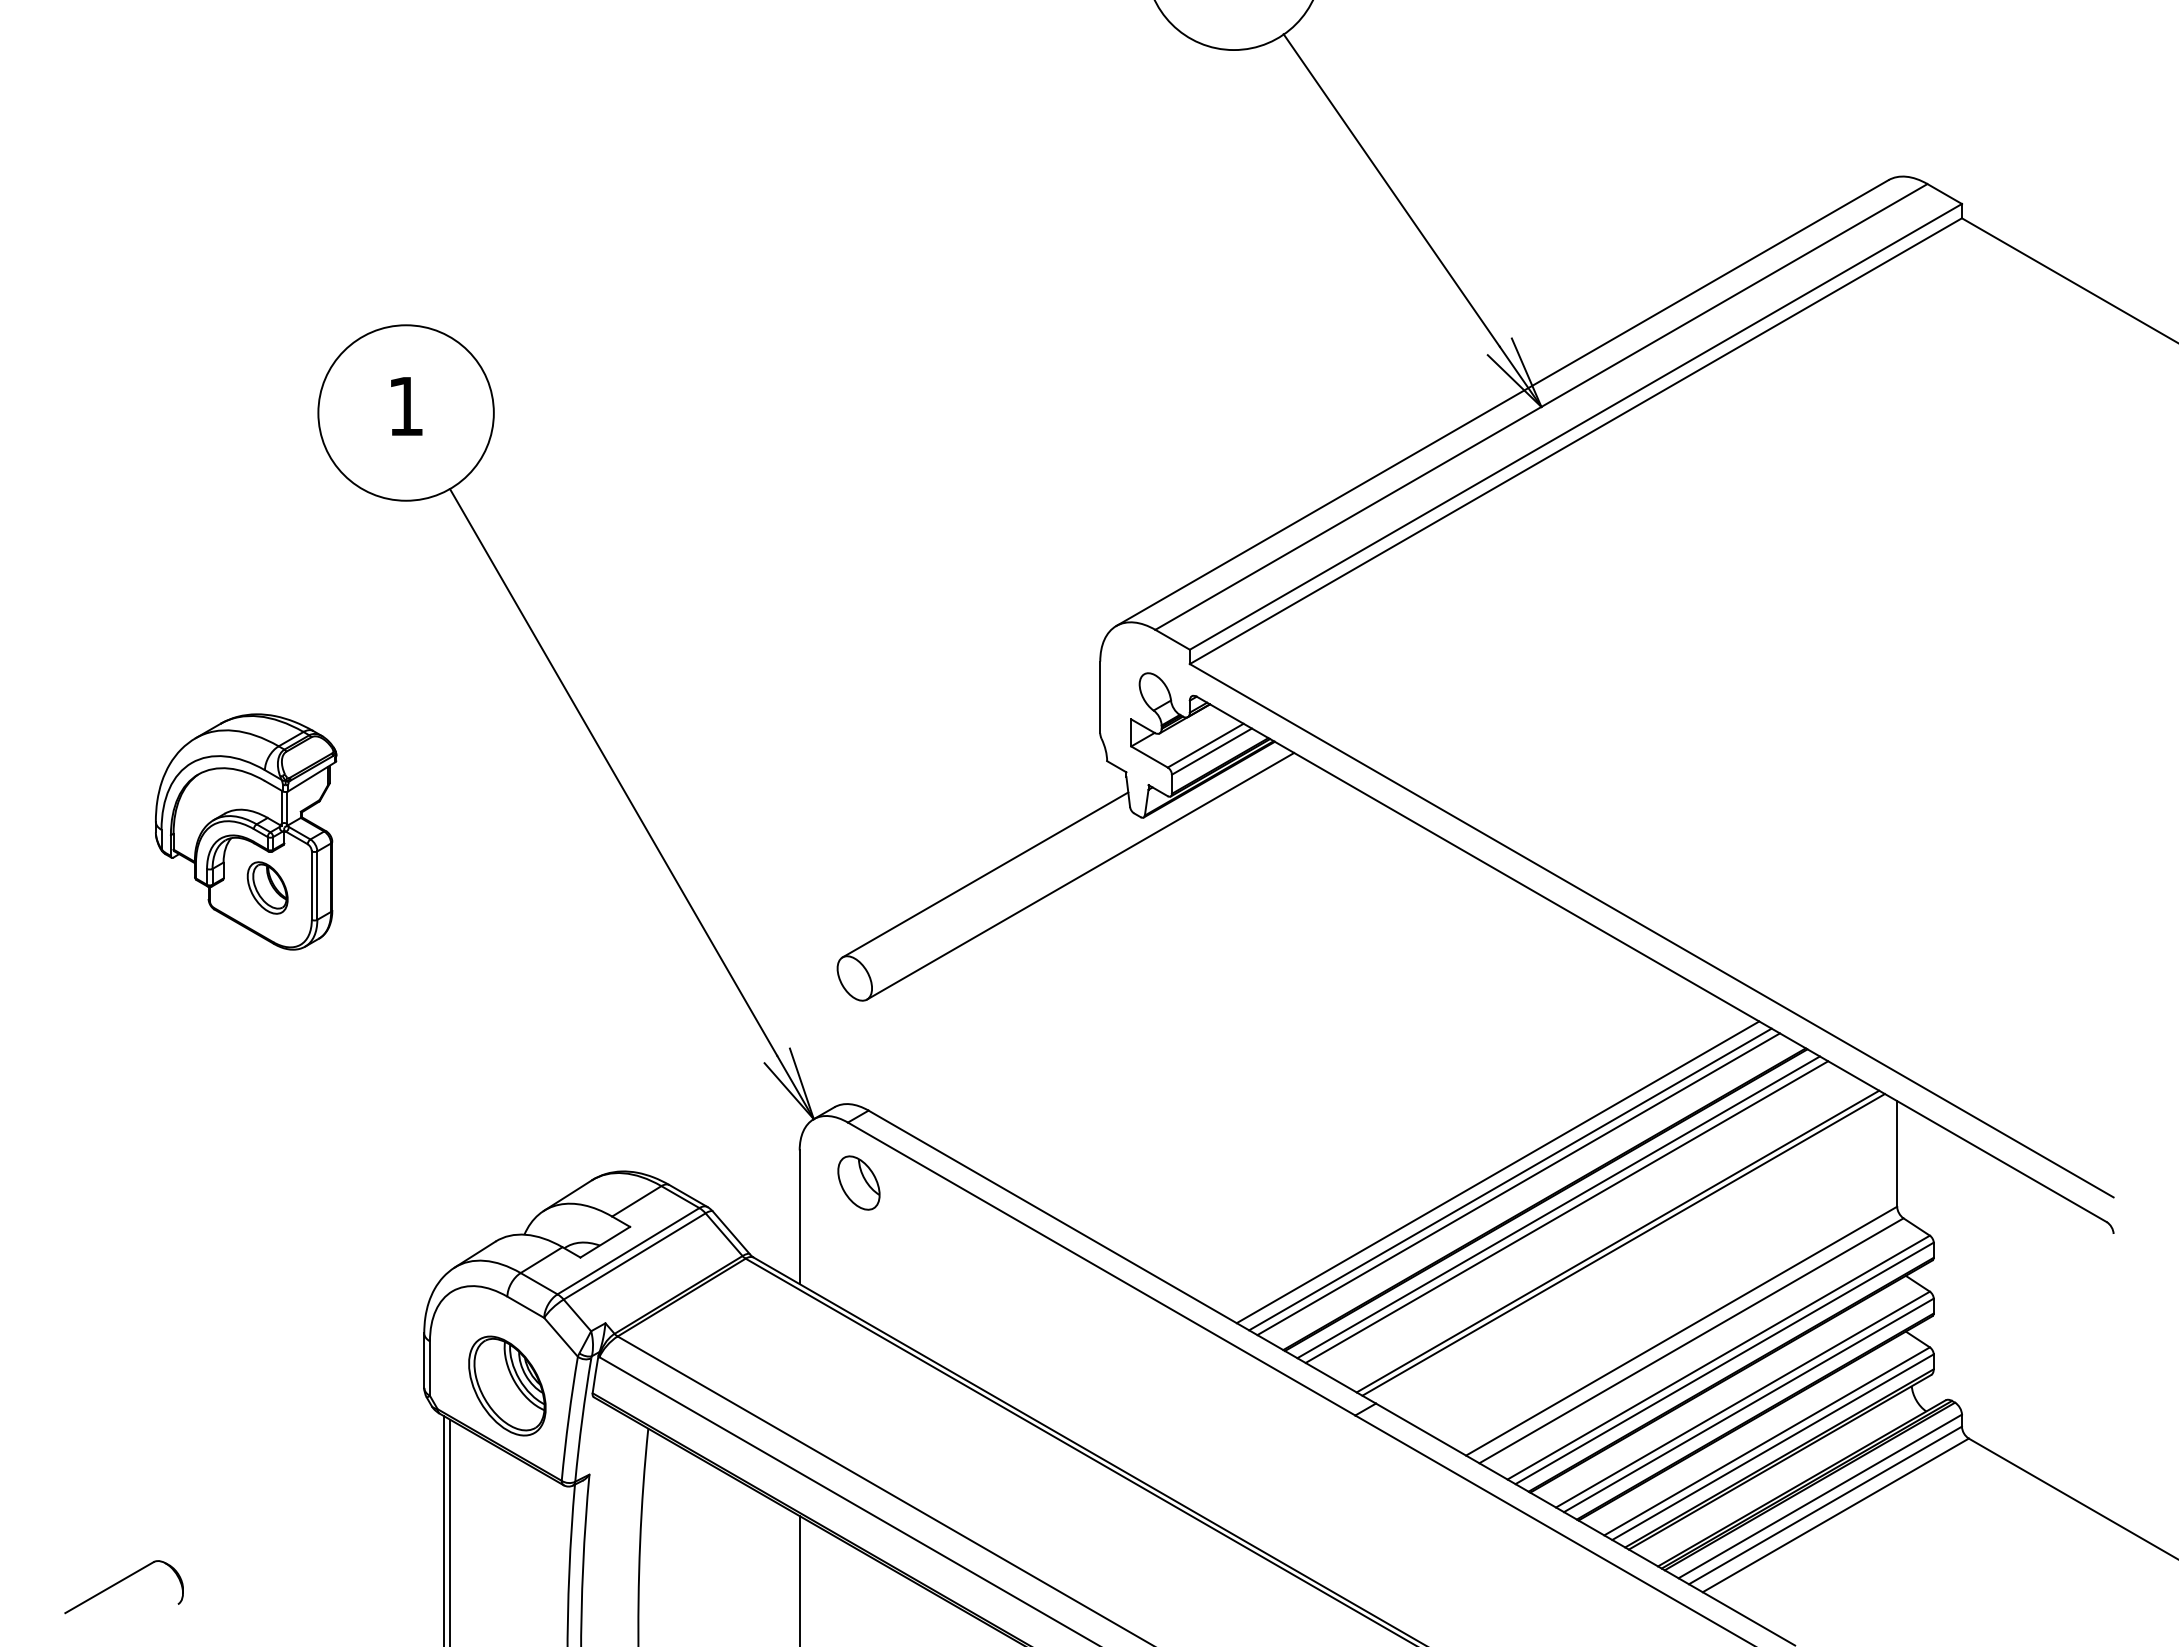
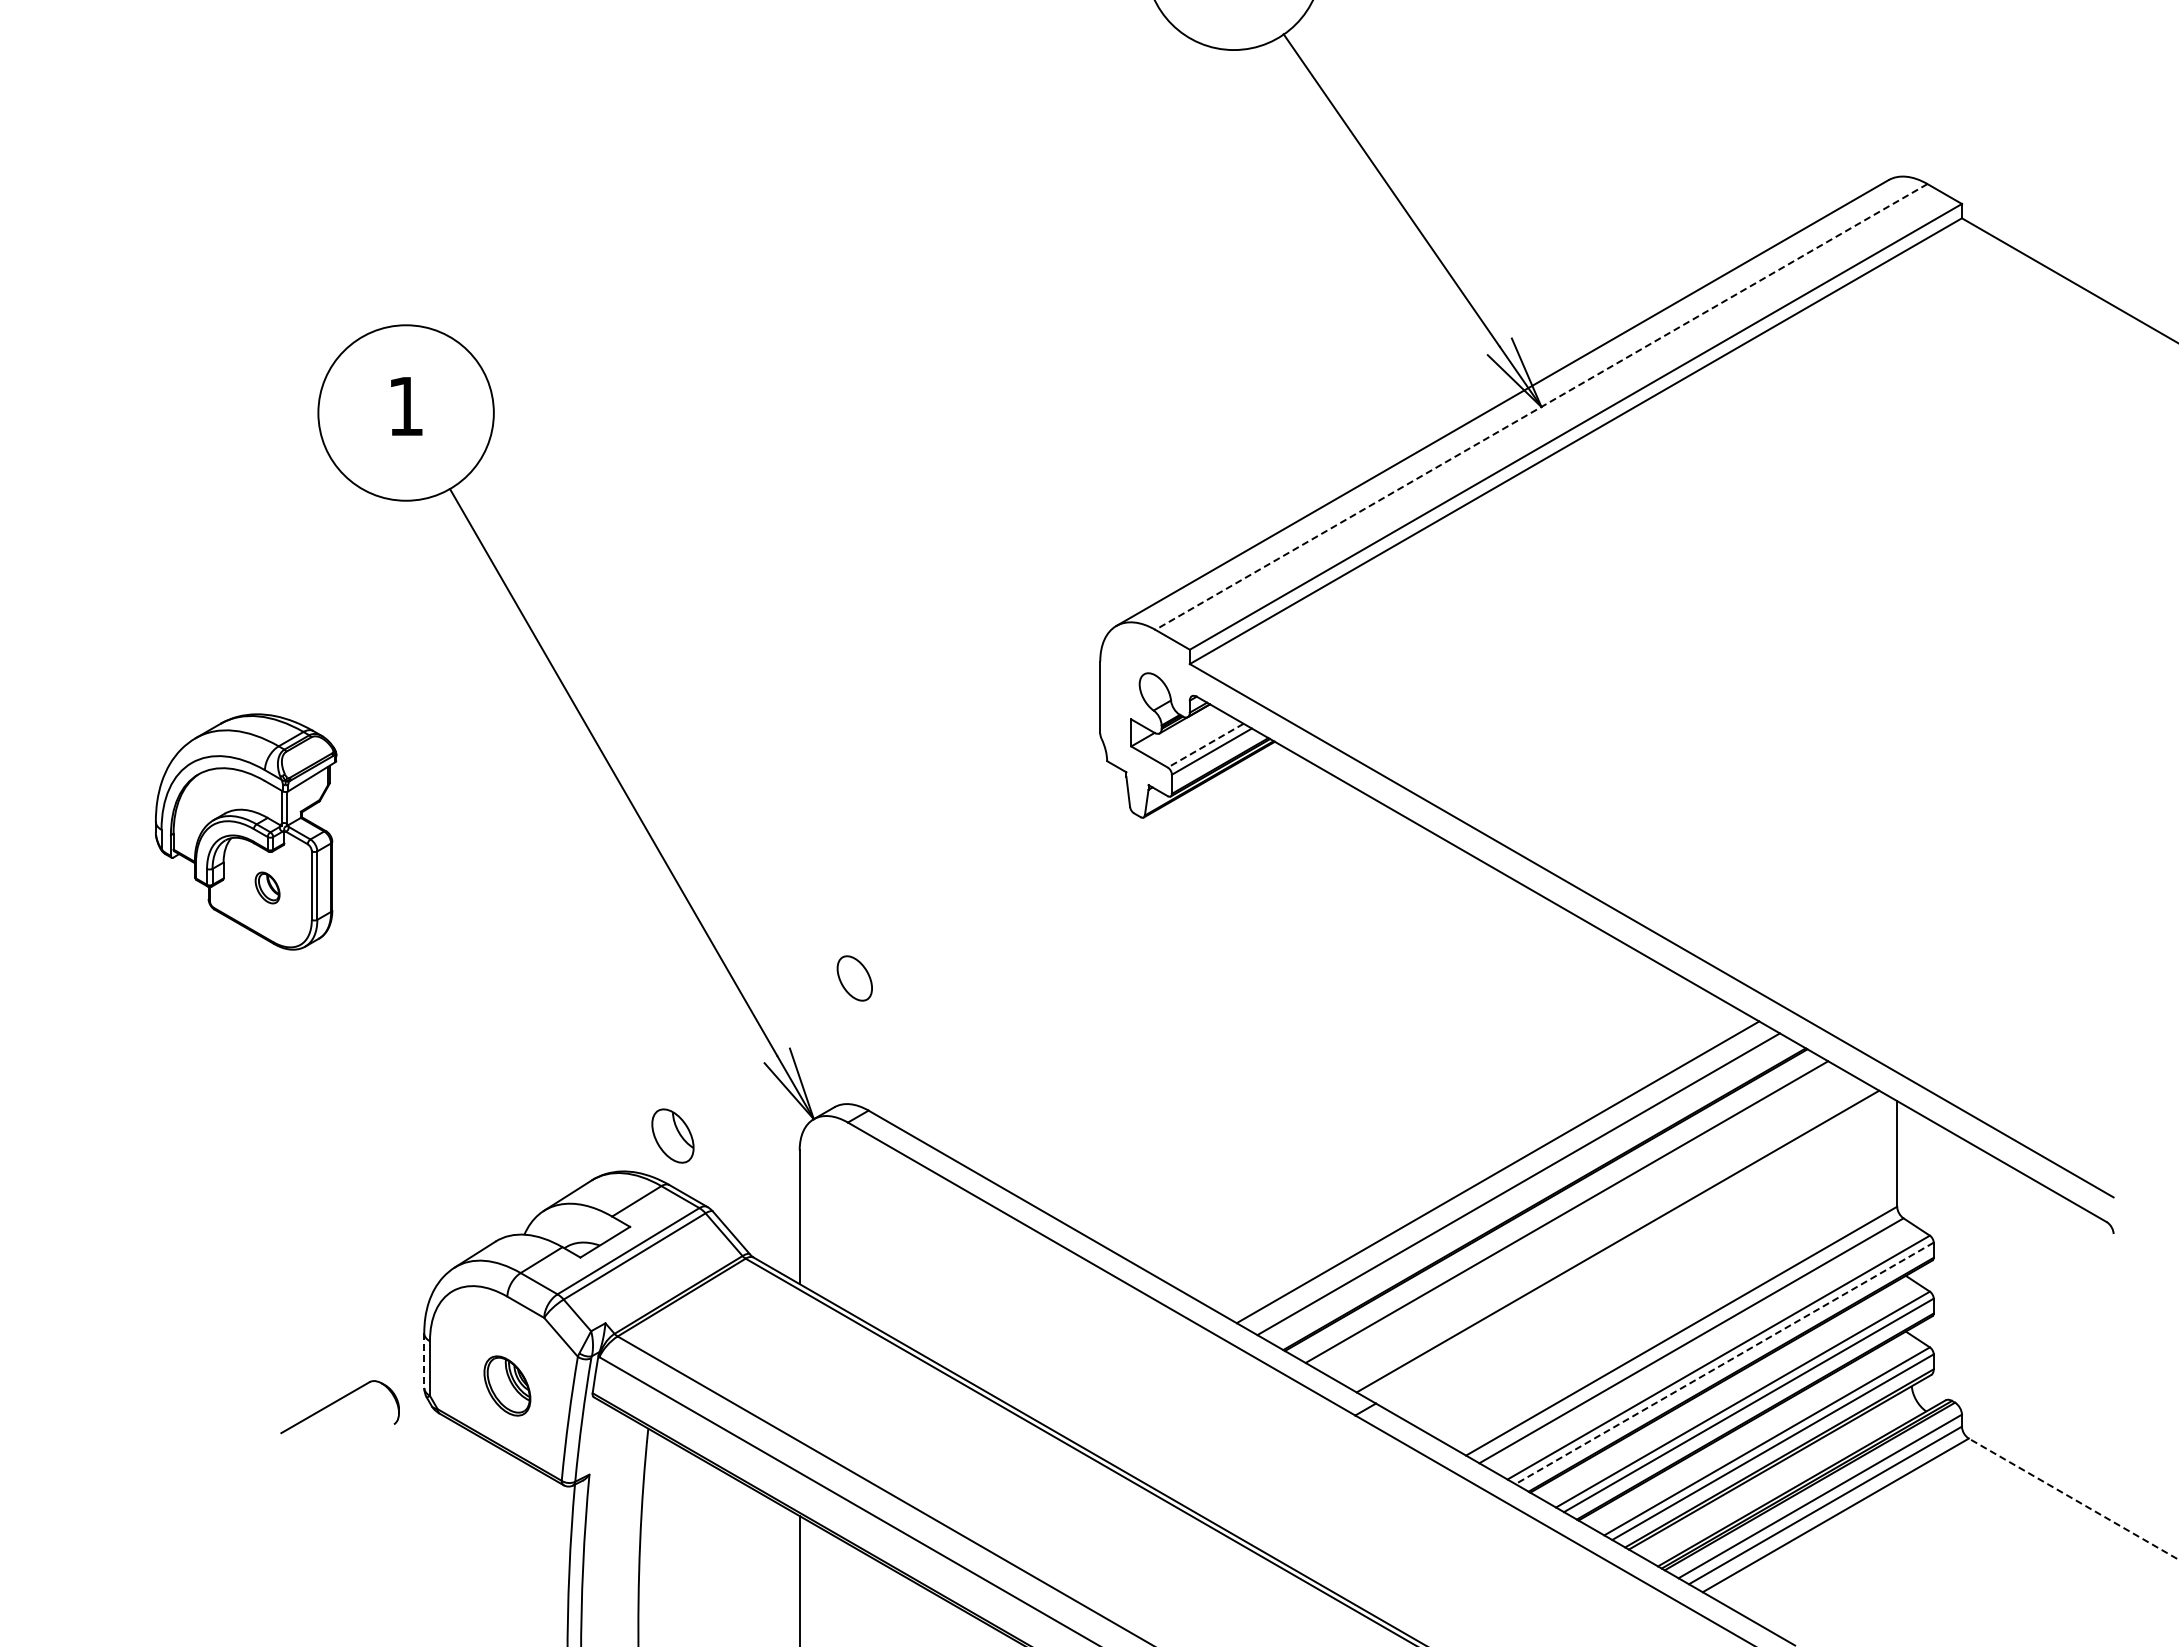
line: solid -> dashed (1541, 406)
line: solid -> dashed (1205, 745)
line: present -> none (985, 874)
line: present -> none (1080, 875)
part size: 43x54 px -> 27x34 px (267, 887)
line: present -> none (1510, 1179)
part position: (858, 1182) -> (672, 1135) (672, 1135)
line: present -> none (1558, 1207)
line: present -> none (1623, 1244)
line: solid -> dashed (424, 1361)
line: solid -> dashed (1724, 1363)
part size: 79x102 px -> 49x62 px (507, 1385)
line: solid -> dashed (2073, 1499)
line: present -> none (444, 1529)
line: present -> none (450, 1531)
part position: (123, 1587) -> (339, 1407) (339, 1407)
